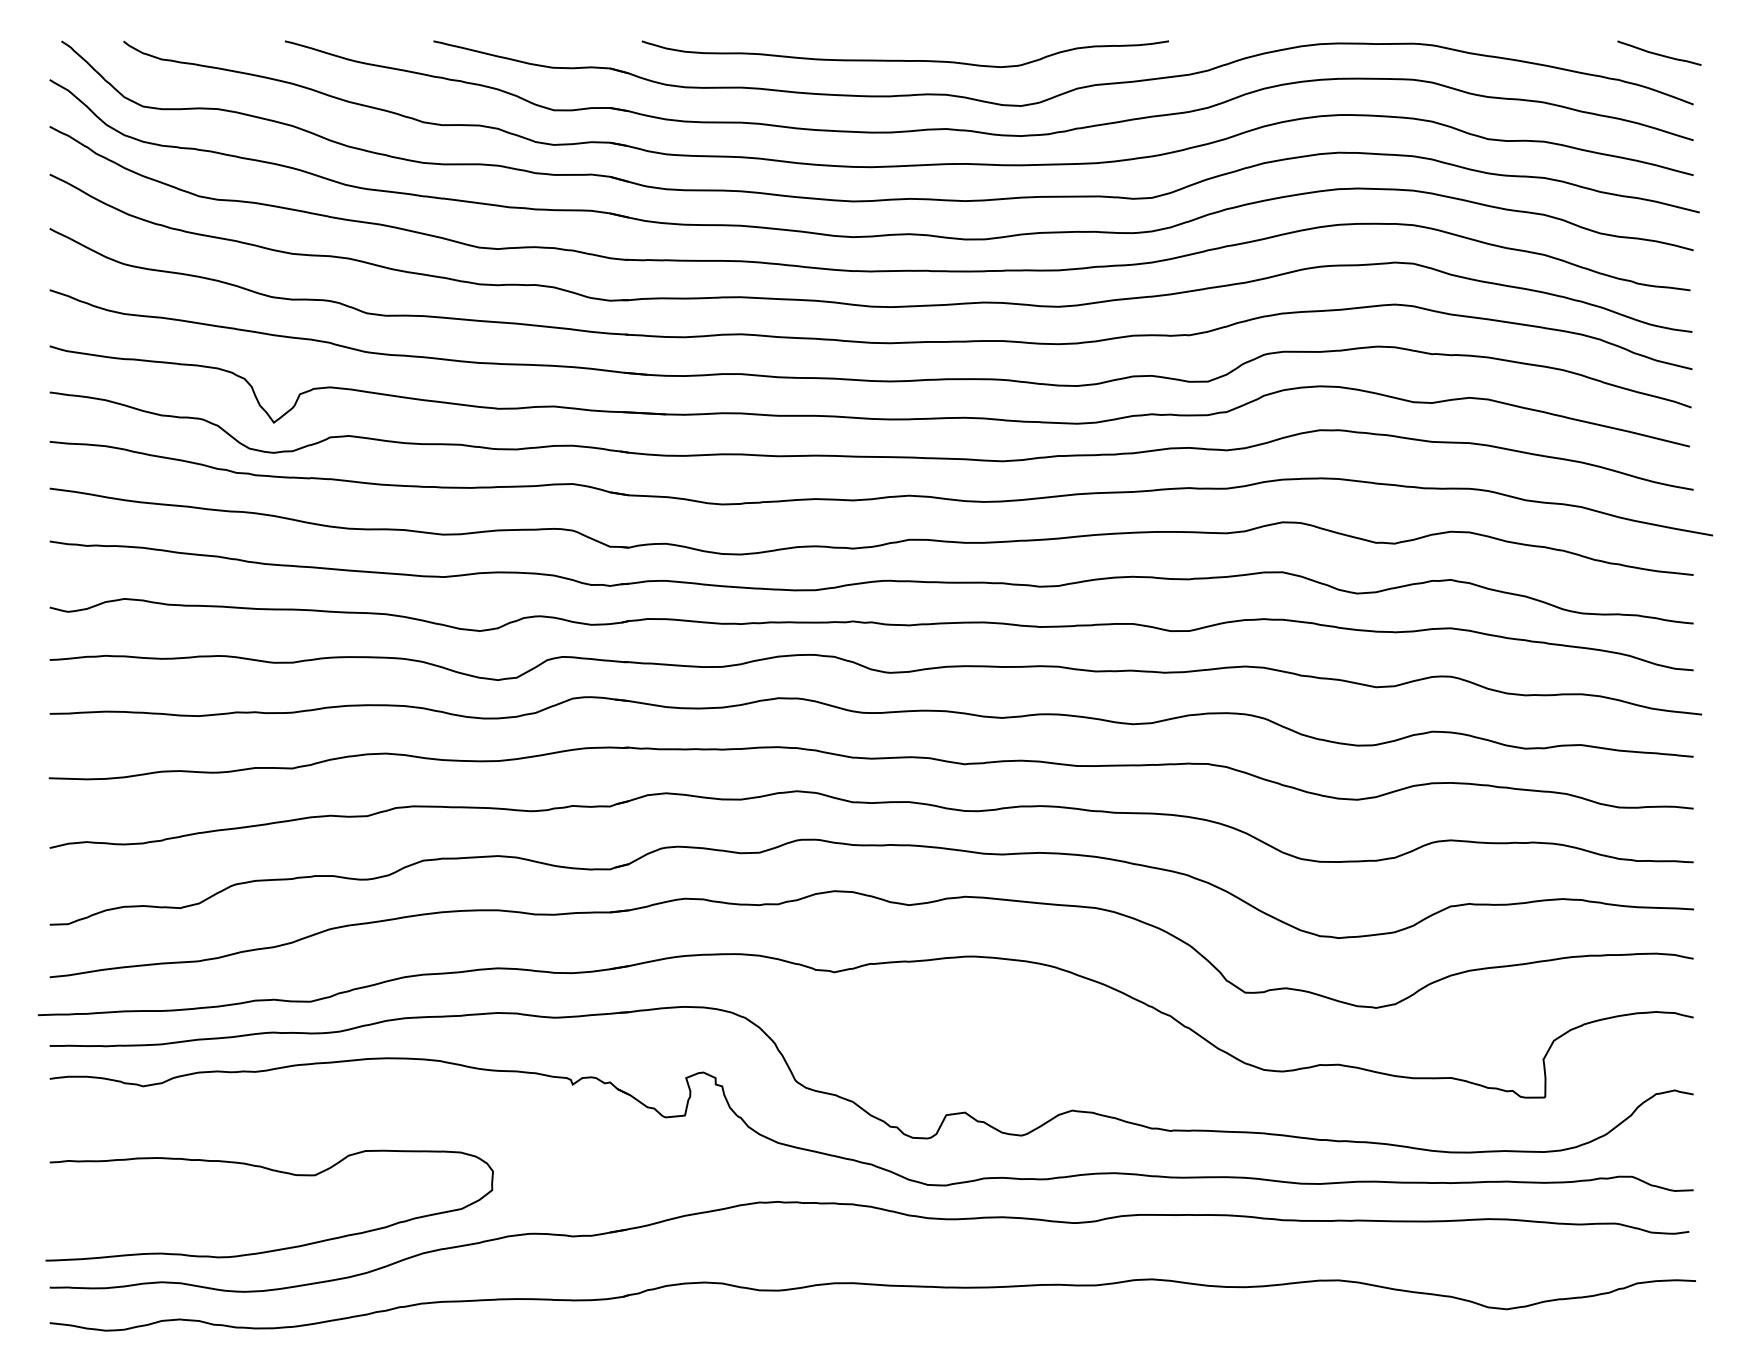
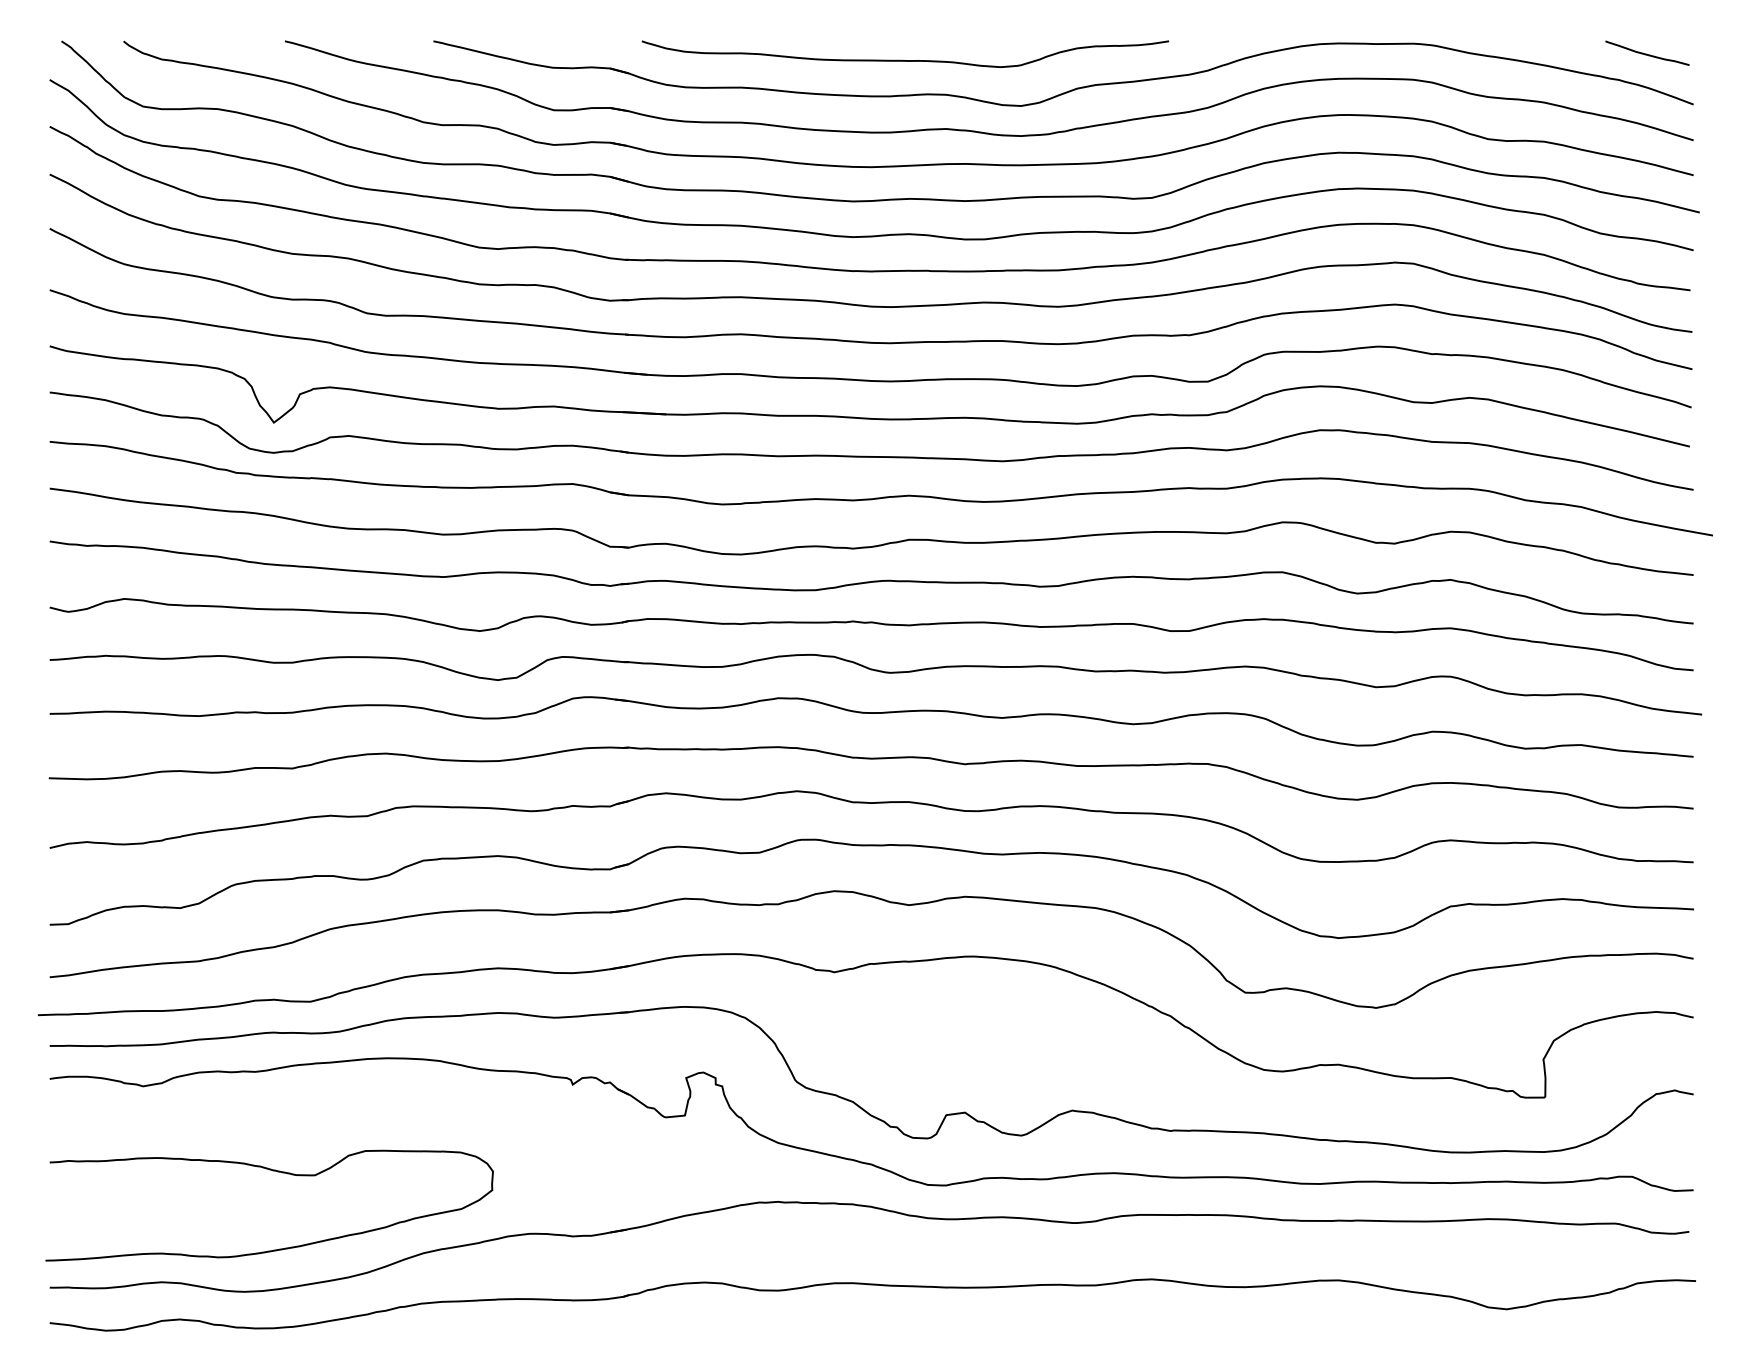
curve position: (1658, 53) -> (1646, 53) (1646, 53)
